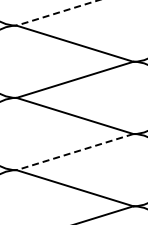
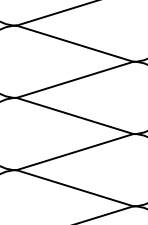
line: dashed -> solid (57, 13)
line: dashed -> solid (74, 152)
